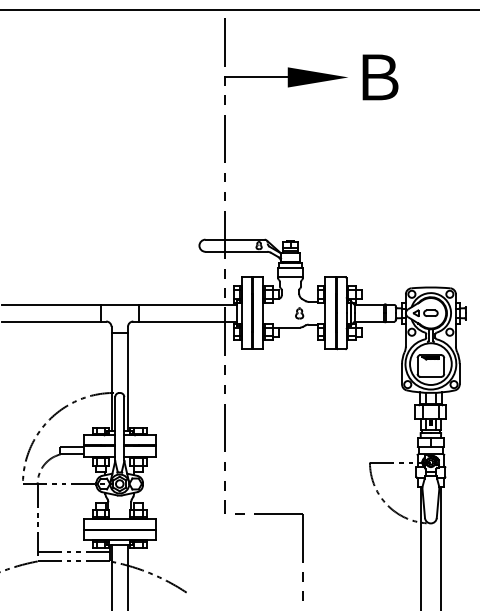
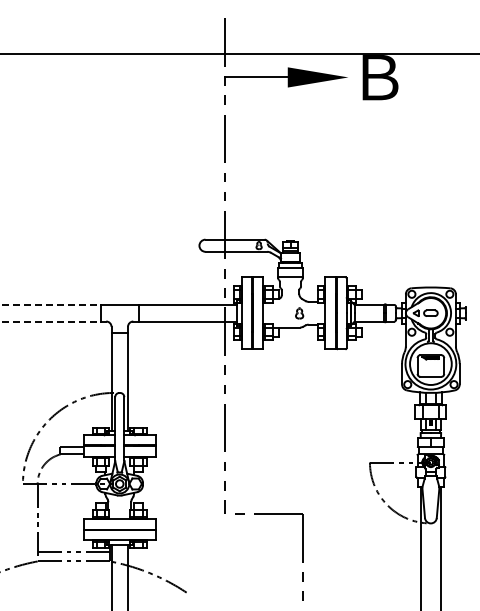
line position: (239, 9) -> (239, 53) (239, 53)
line: solid -> dashed (51, 305)
line: solid -> dashed (51, 321)
